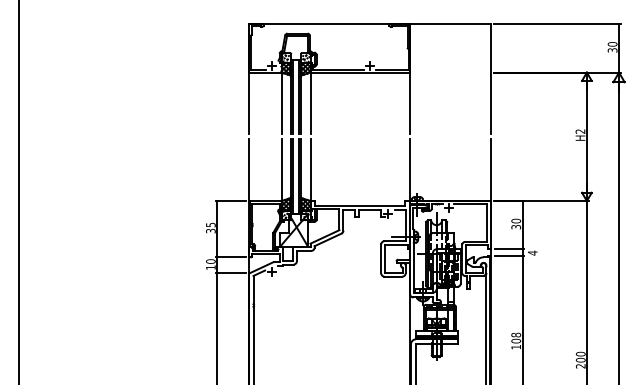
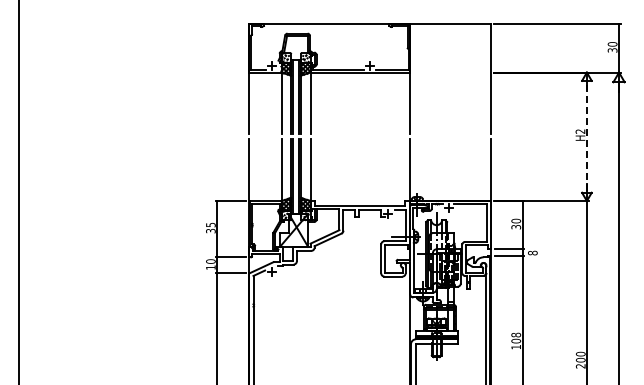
line: solid -> dashed (586, 136)
text: 4 -> 8 (532, 253)
